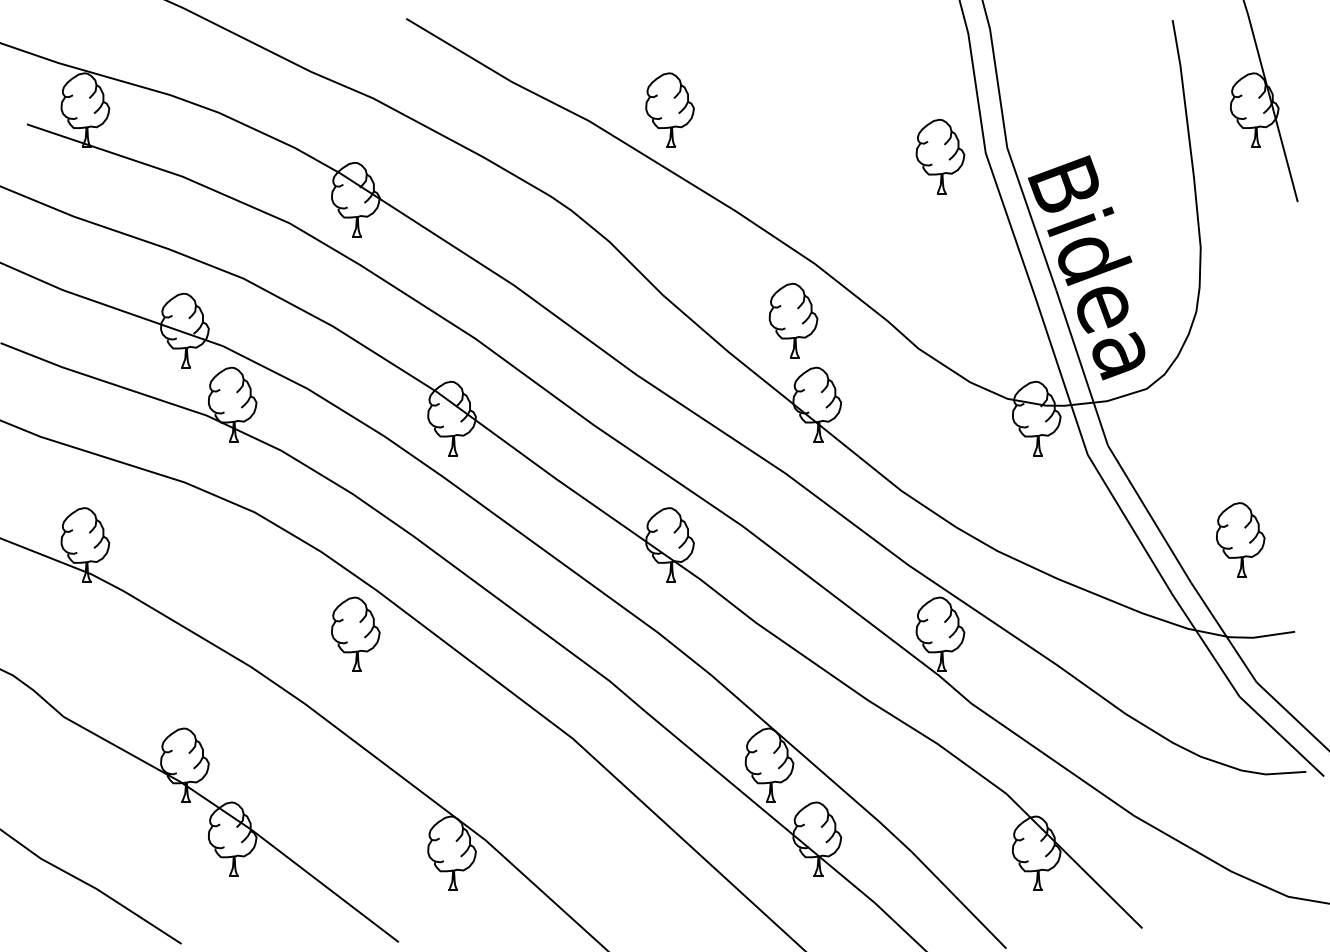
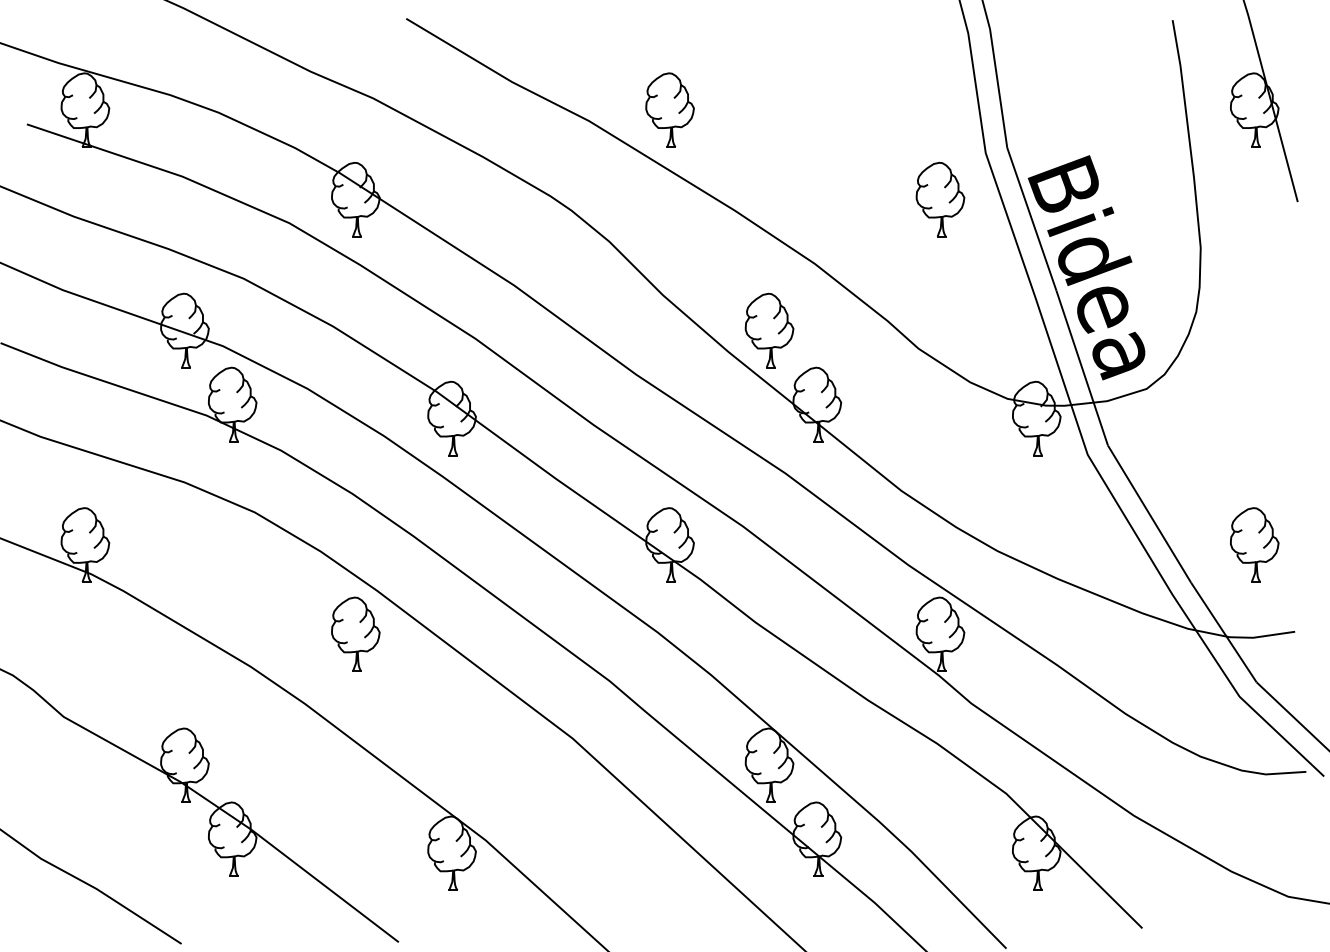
part position: (940, 156) -> (940, 199) (940, 199)
part position: (793, 320) -> (769, 330) (769, 330)
part position: (1240, 539) -> (1254, 544) (1254, 544)
